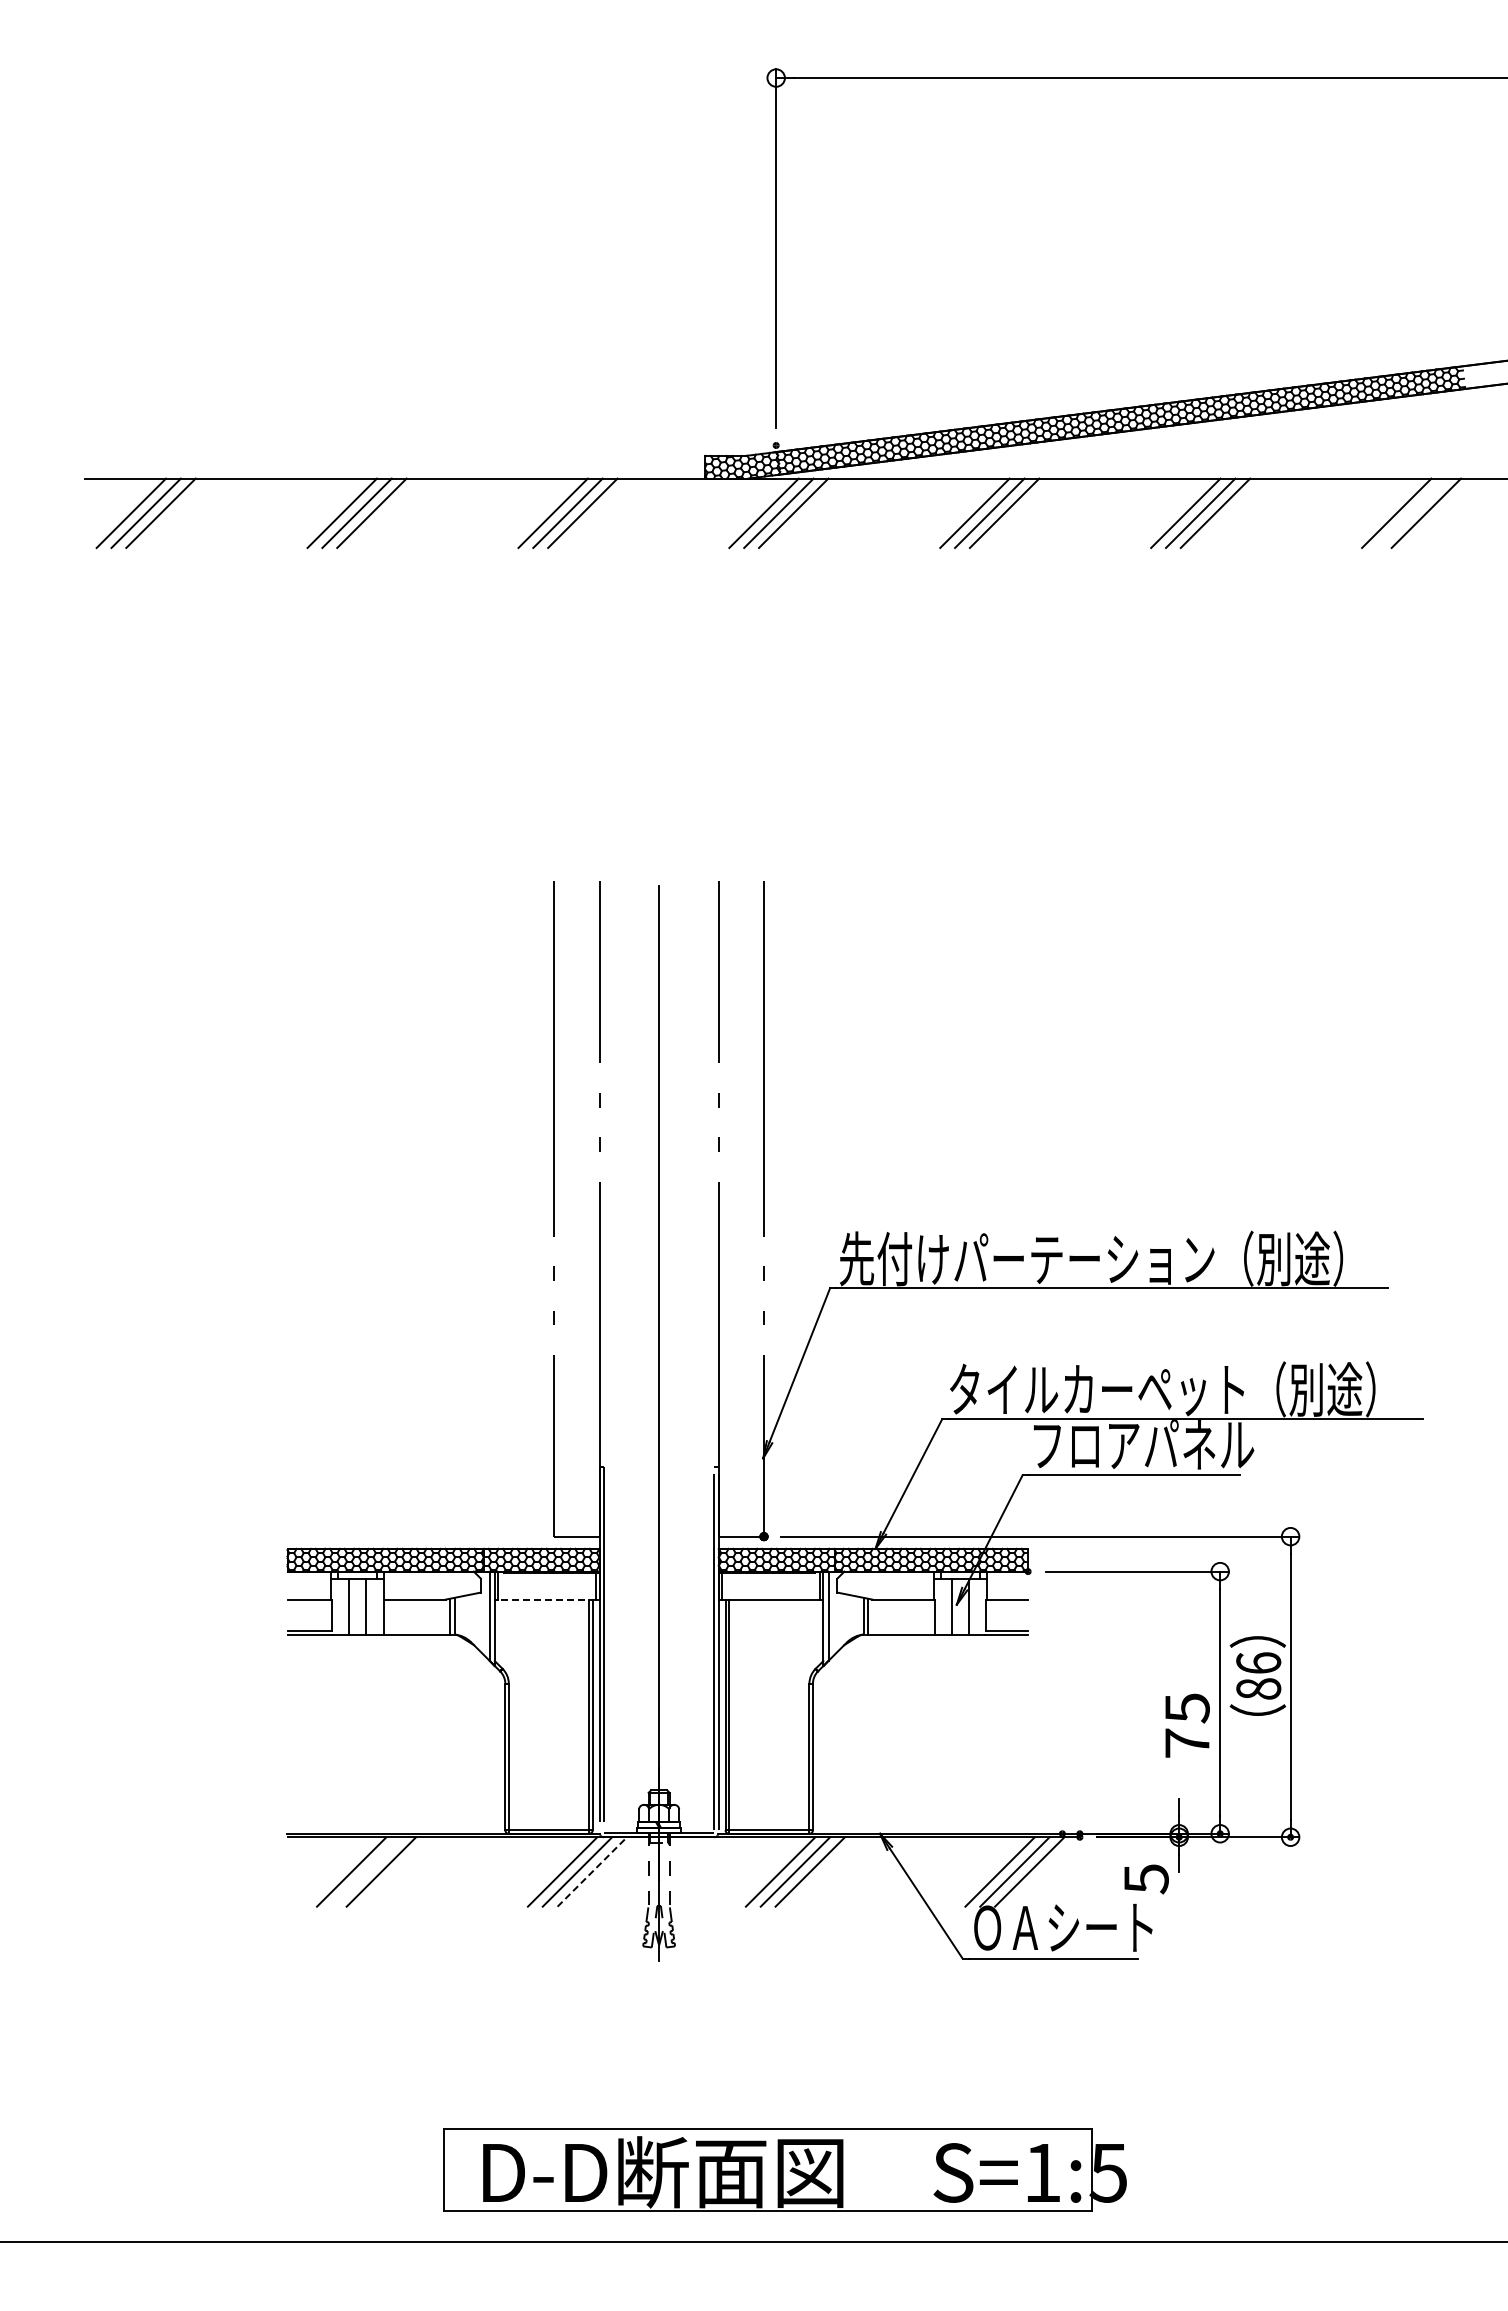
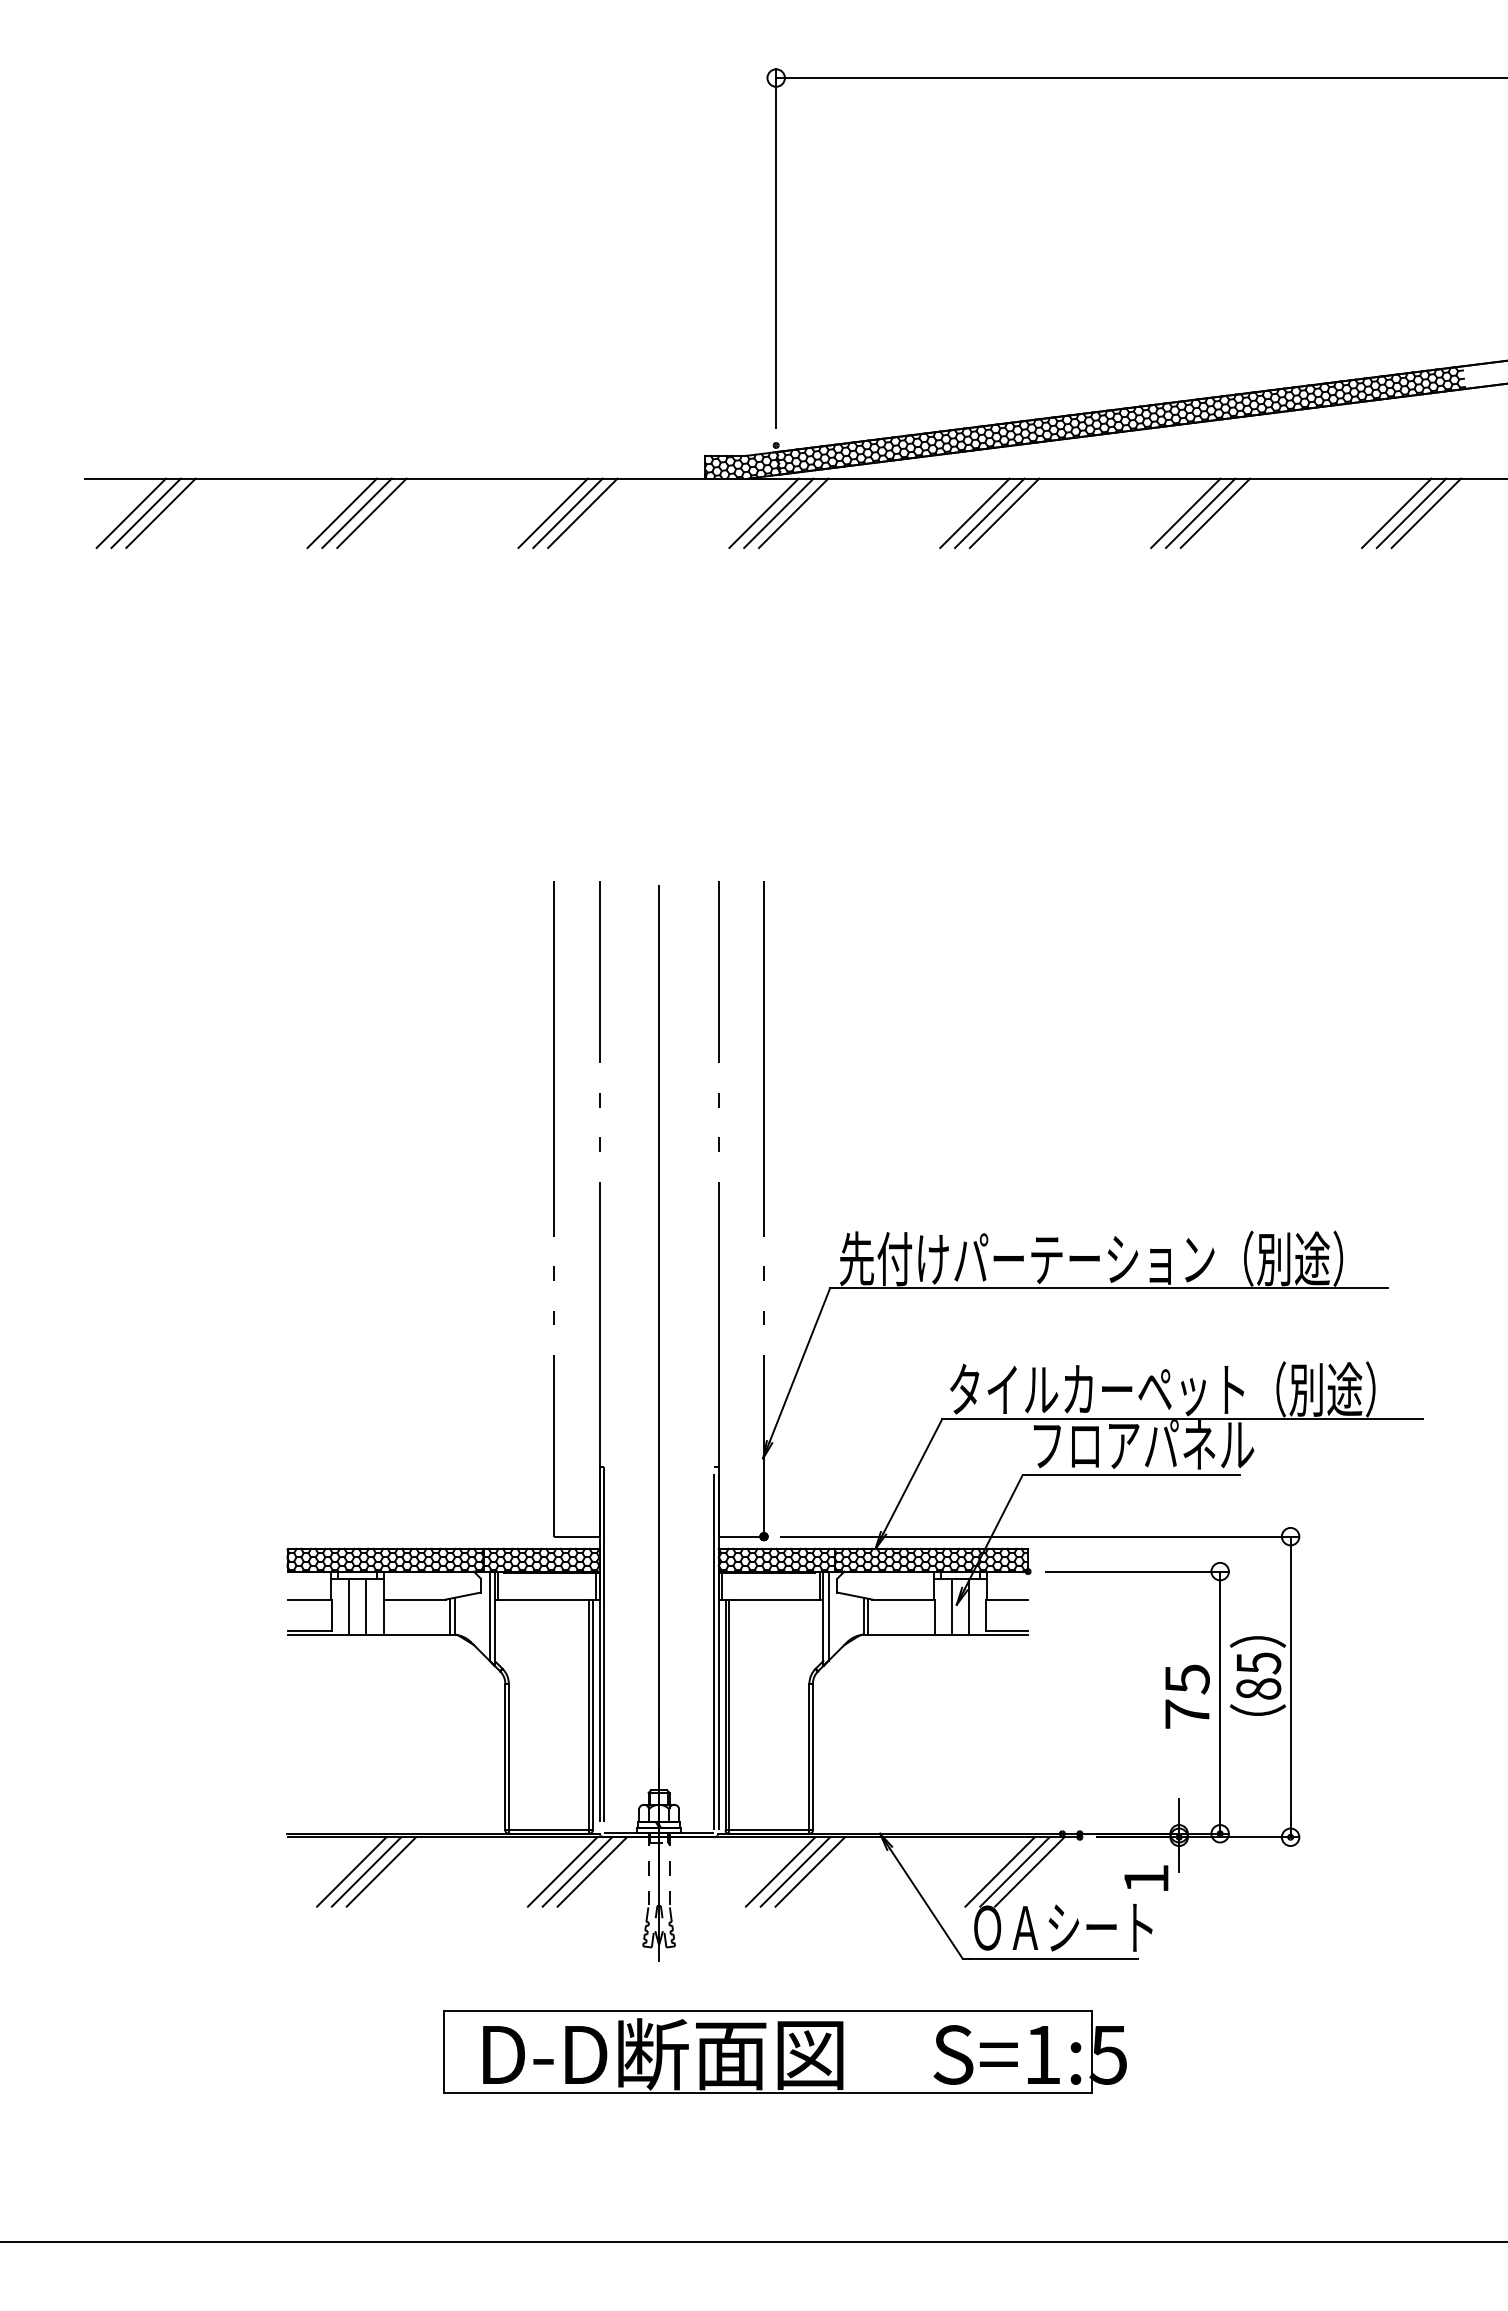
line: none -> present (1411, 513)
line: dashed -> solid (547, 1599)
text: 86 -> 85 (1258, 1663)
text position: (1187, 1725) -> (1187, 1696) (1187, 1696)
line: none -> present (366, 1871)
line: dashed -> solid (592, 1871)
text: 5 -> 1 (1146, 1879)
part position: (784, 2169) -> (784, 2051) (784, 2051)
